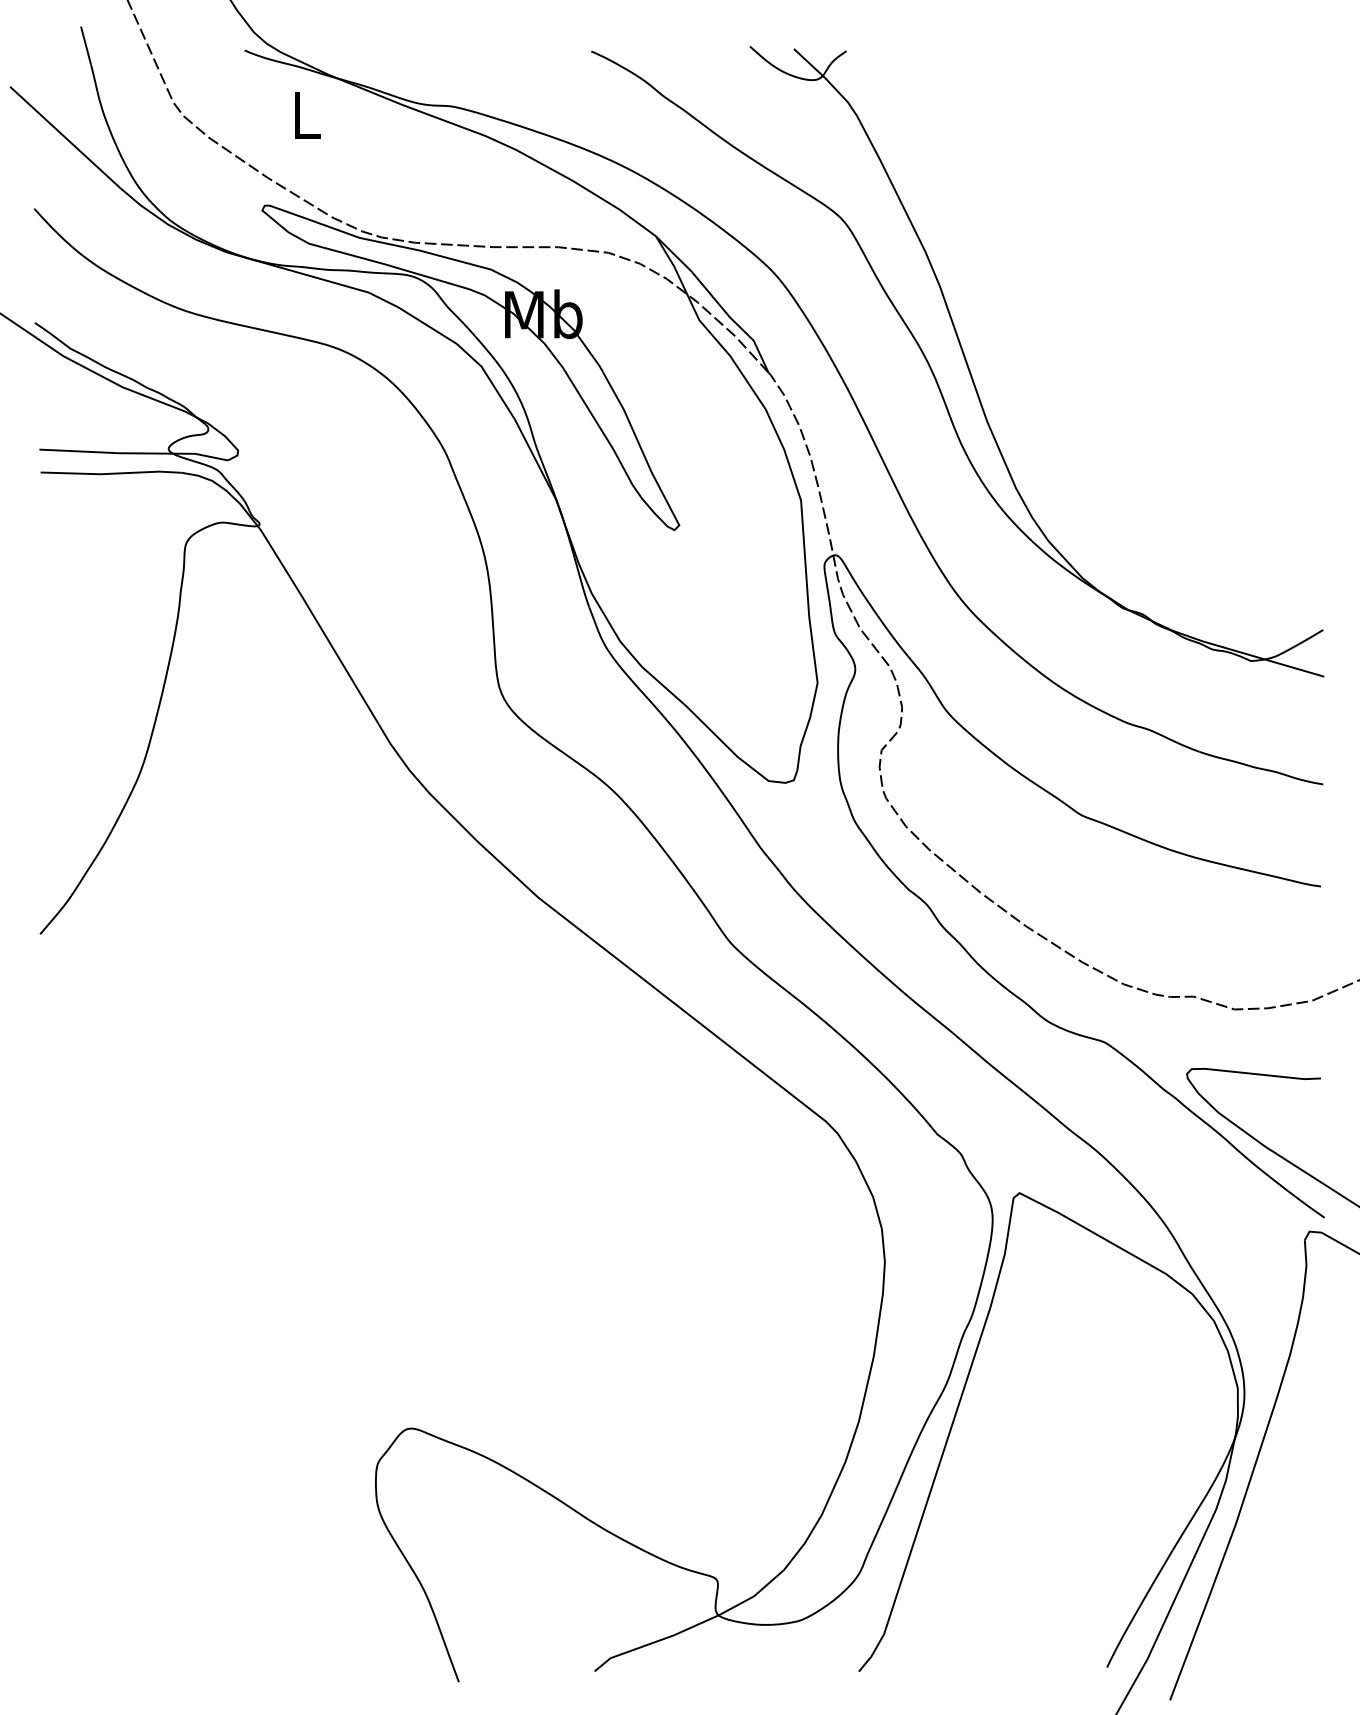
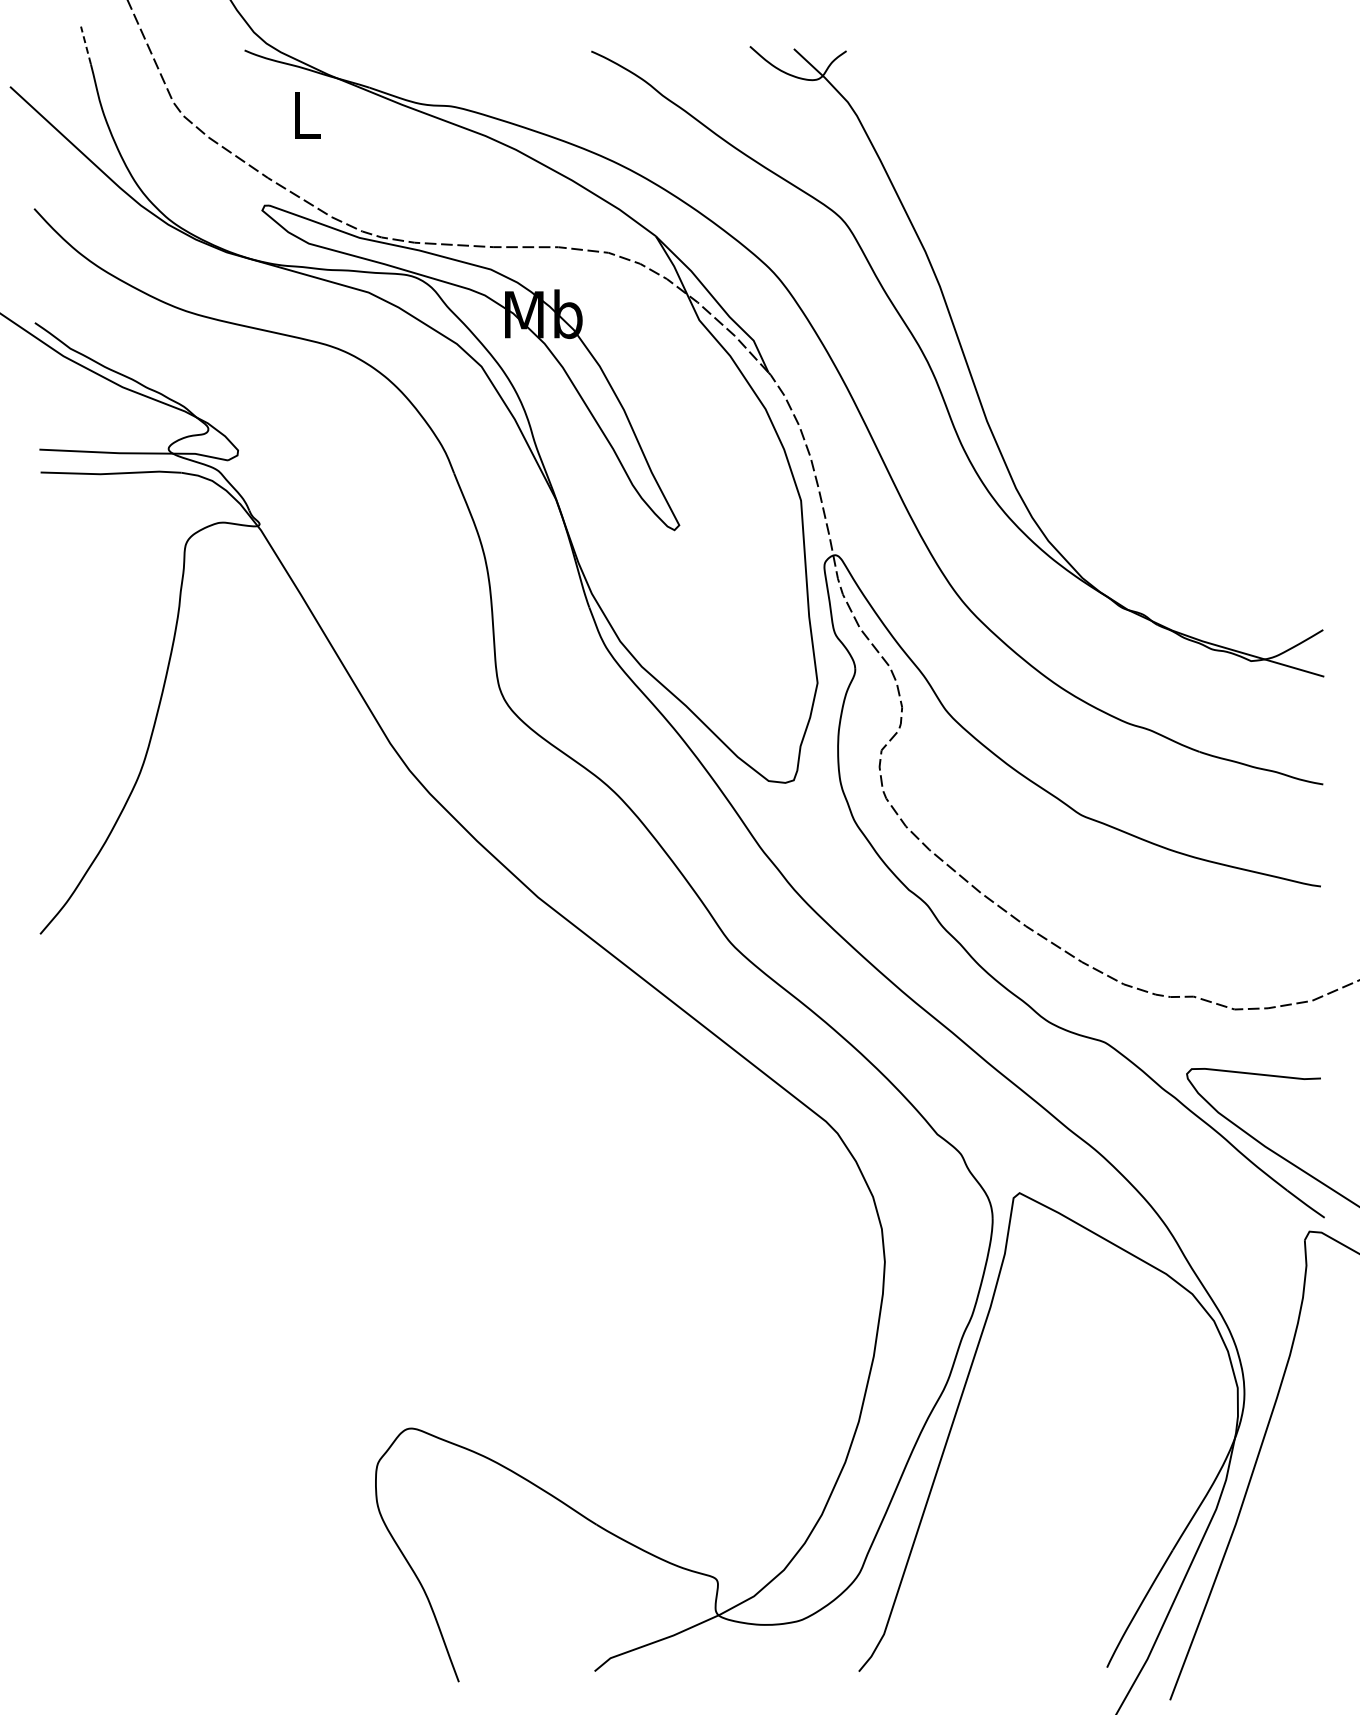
line: solid -> dashed (85, 45)
